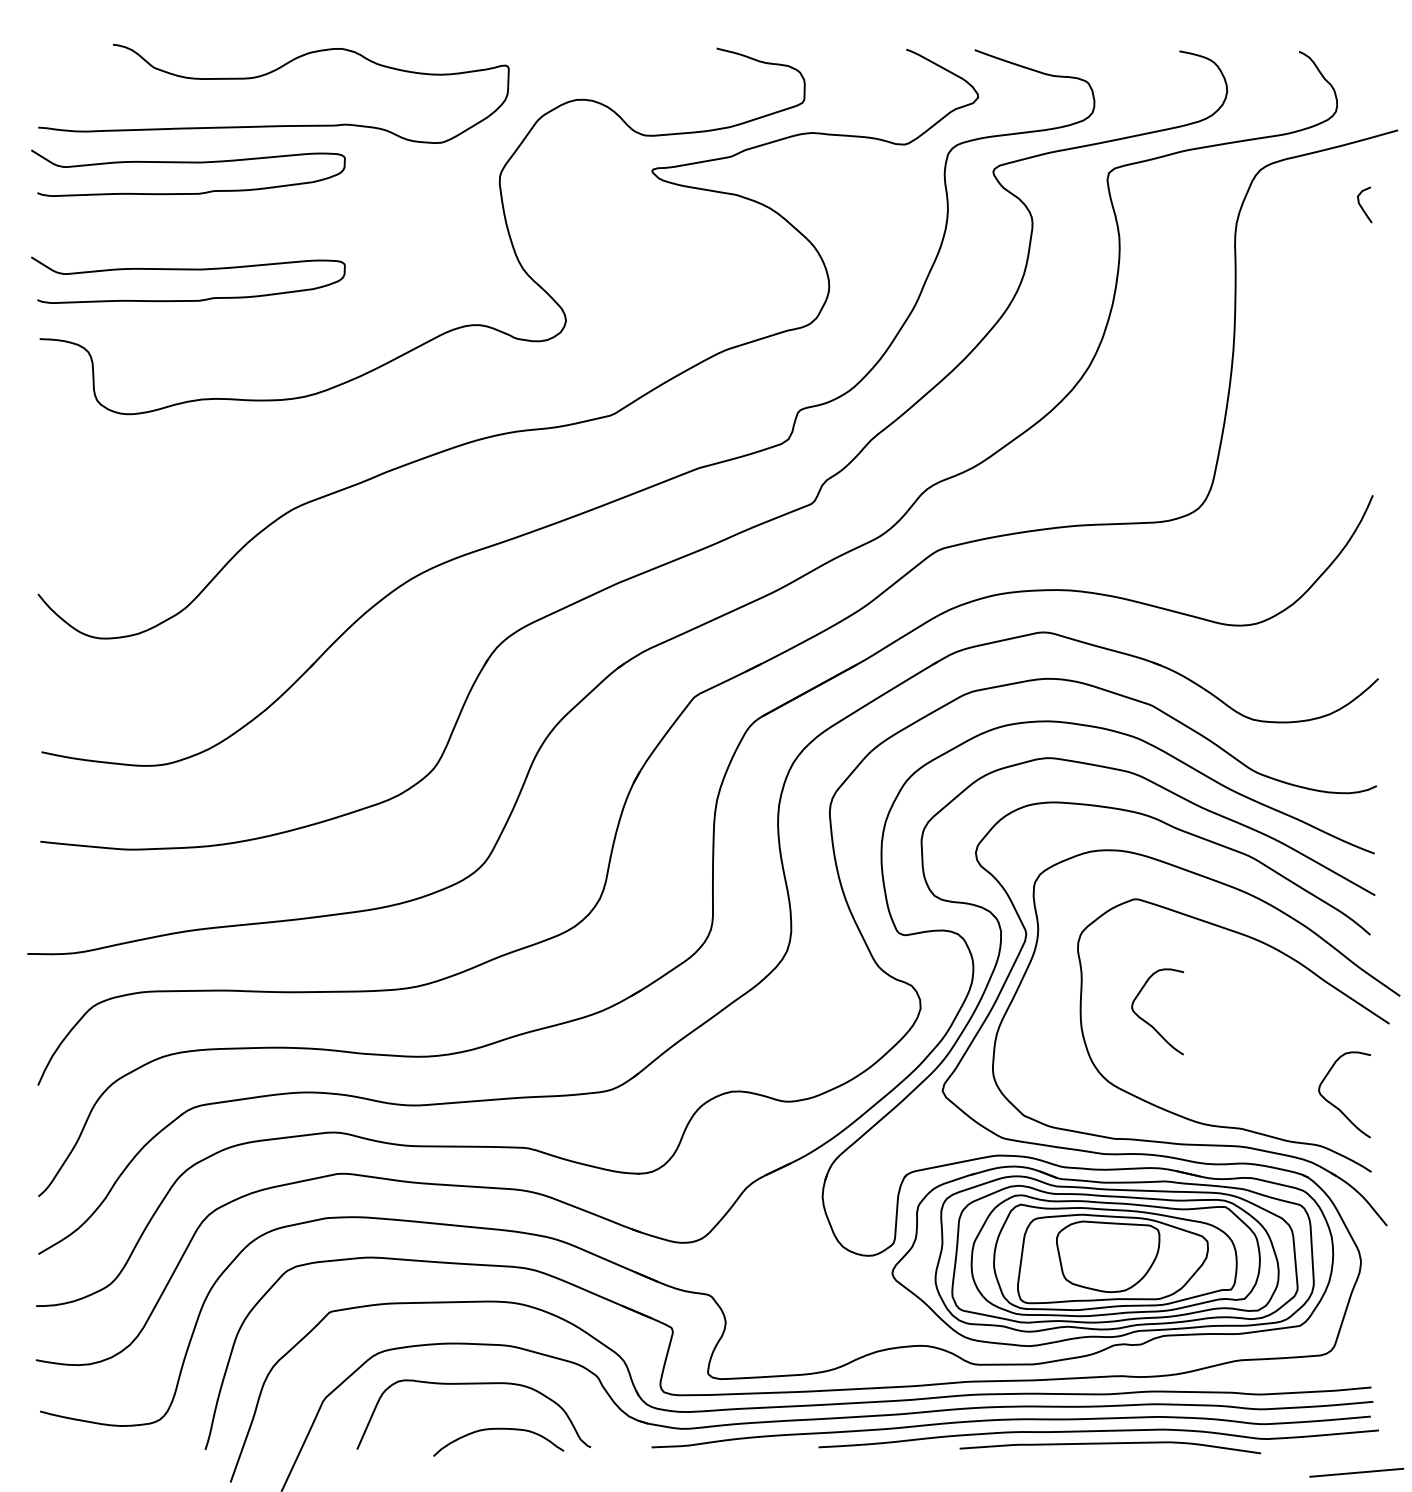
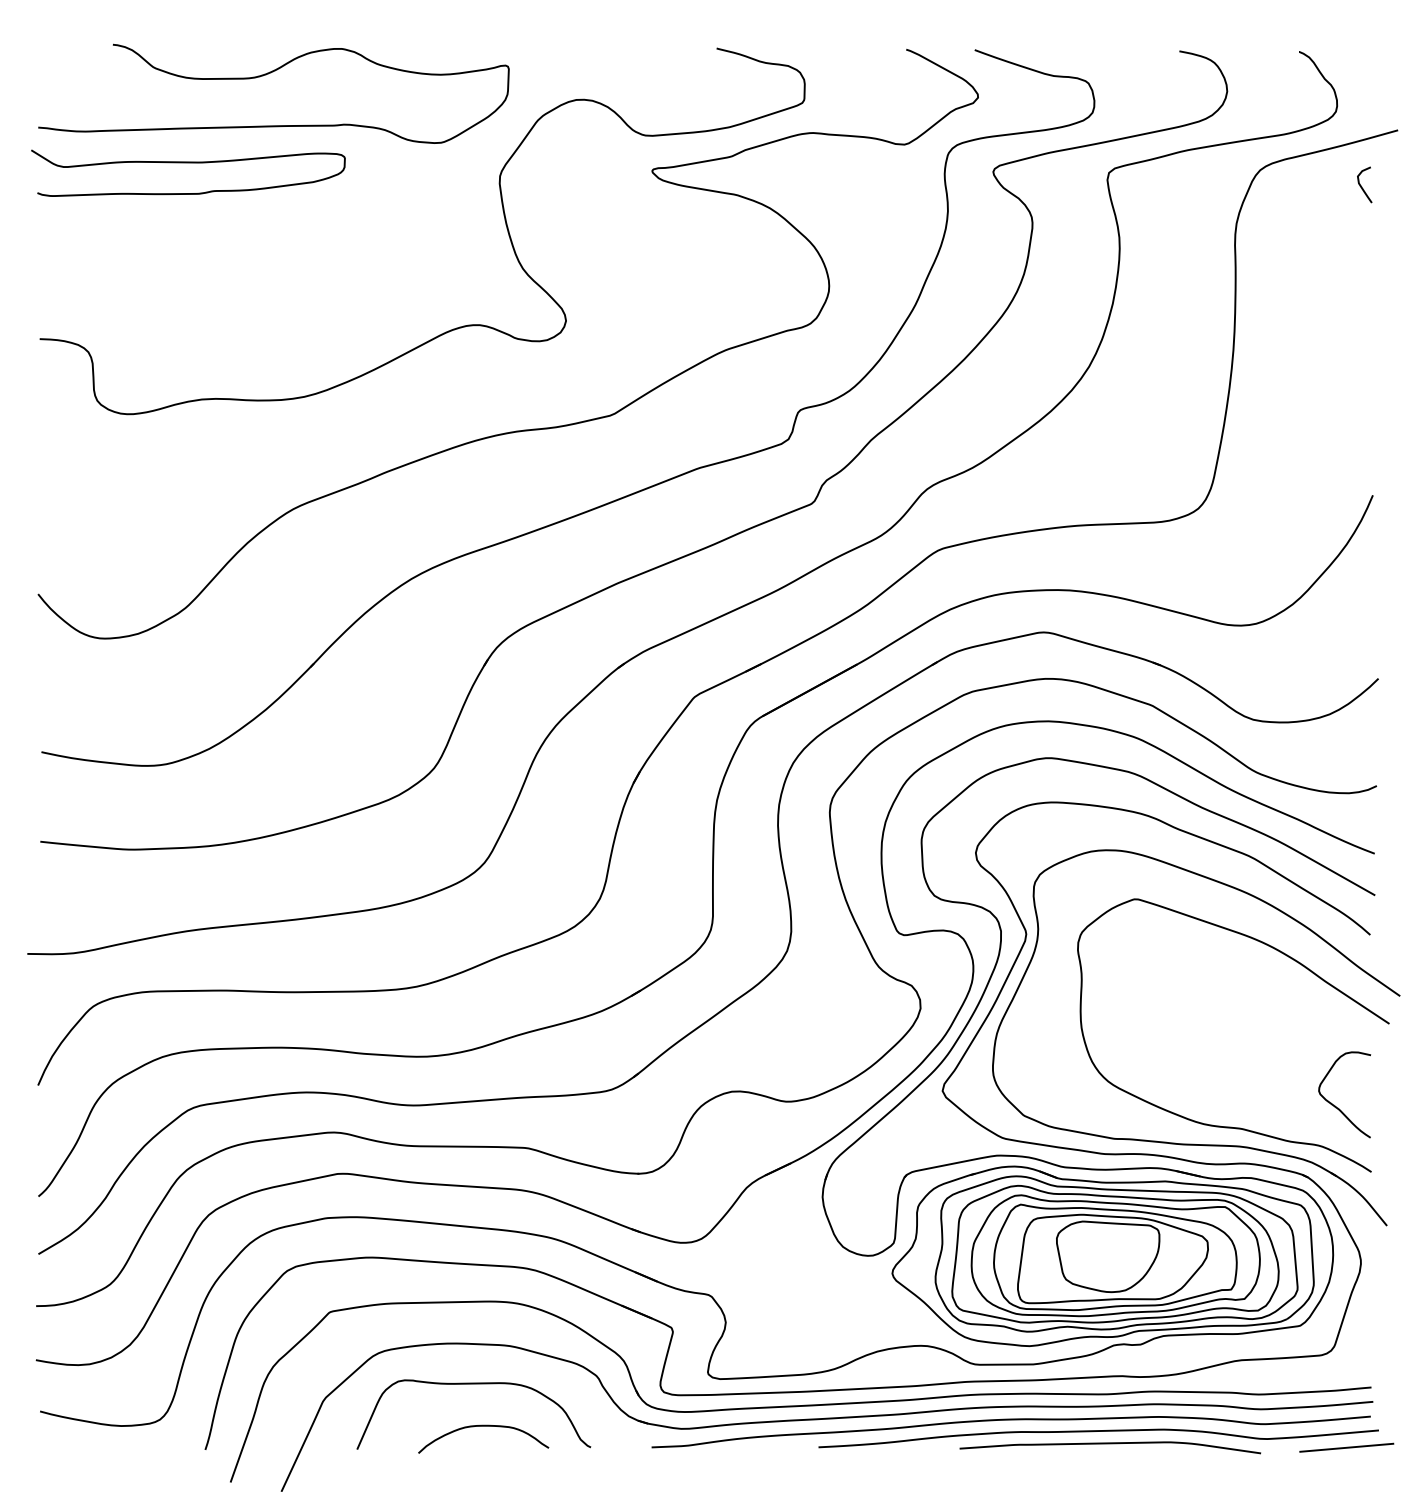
curve position: (1362, 206) -> (1362, 186) (1362, 186)
curve: present -> none (188, 270)
curve: present -> none (1148, 1022)
curve position: (498, 1429) -> (483, 1426) (483, 1426)
line position: (1356, 1472) -> (1346, 1447) (1346, 1447)
